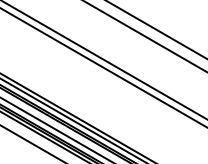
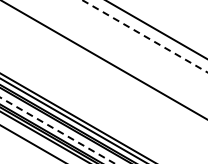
line: solid -> dashed (144, 36)
line: present -> none (103, 67)
line: solid -> dashed (57, 130)
